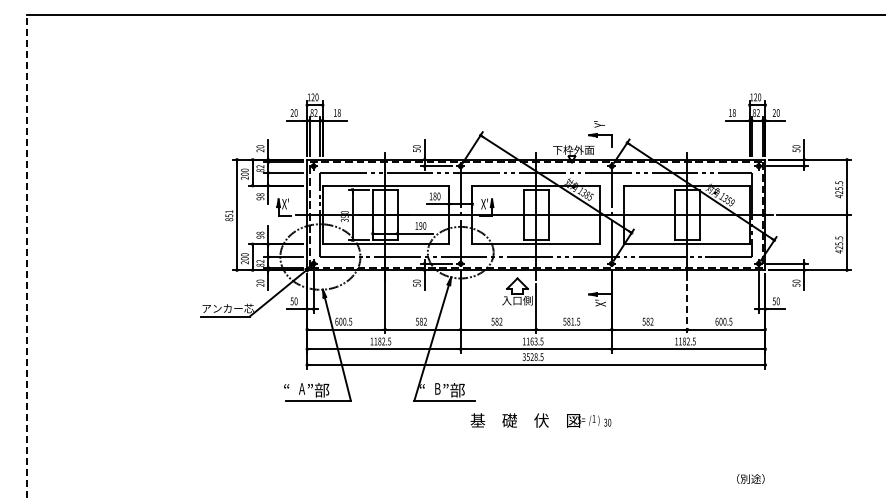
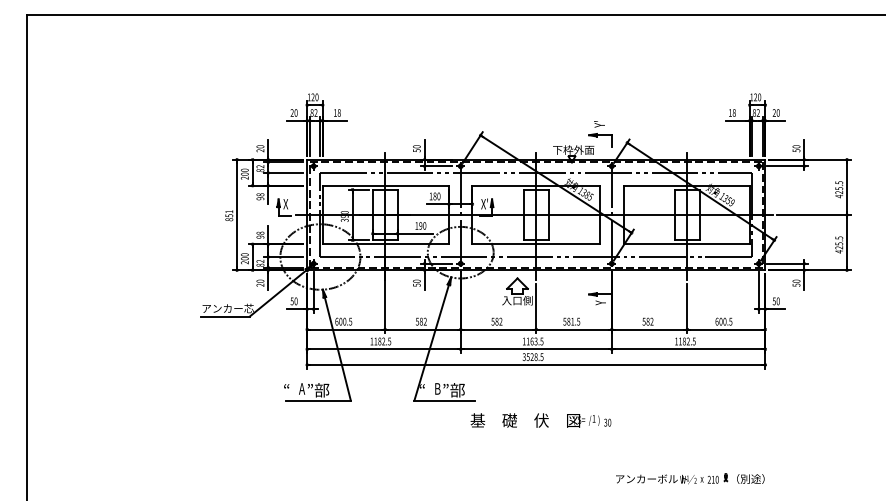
text: X' -> X (285, 203)
line: dashed -> solid (26, 258)
text: X' -> Y (600, 302)
line: dashed -> solid (687, 308)
part: none -> present (672, 478)
